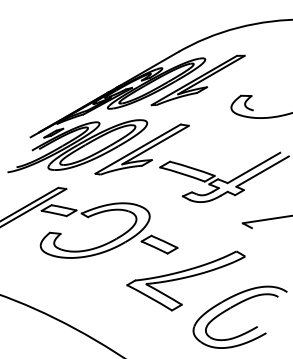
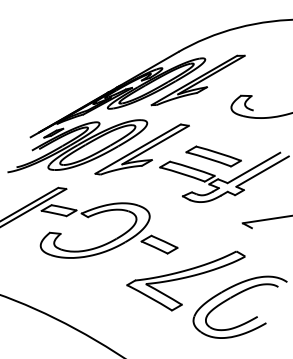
part: none -> present (213, 156)
part position: (235, 306) -> (235, 296) (235, 296)
